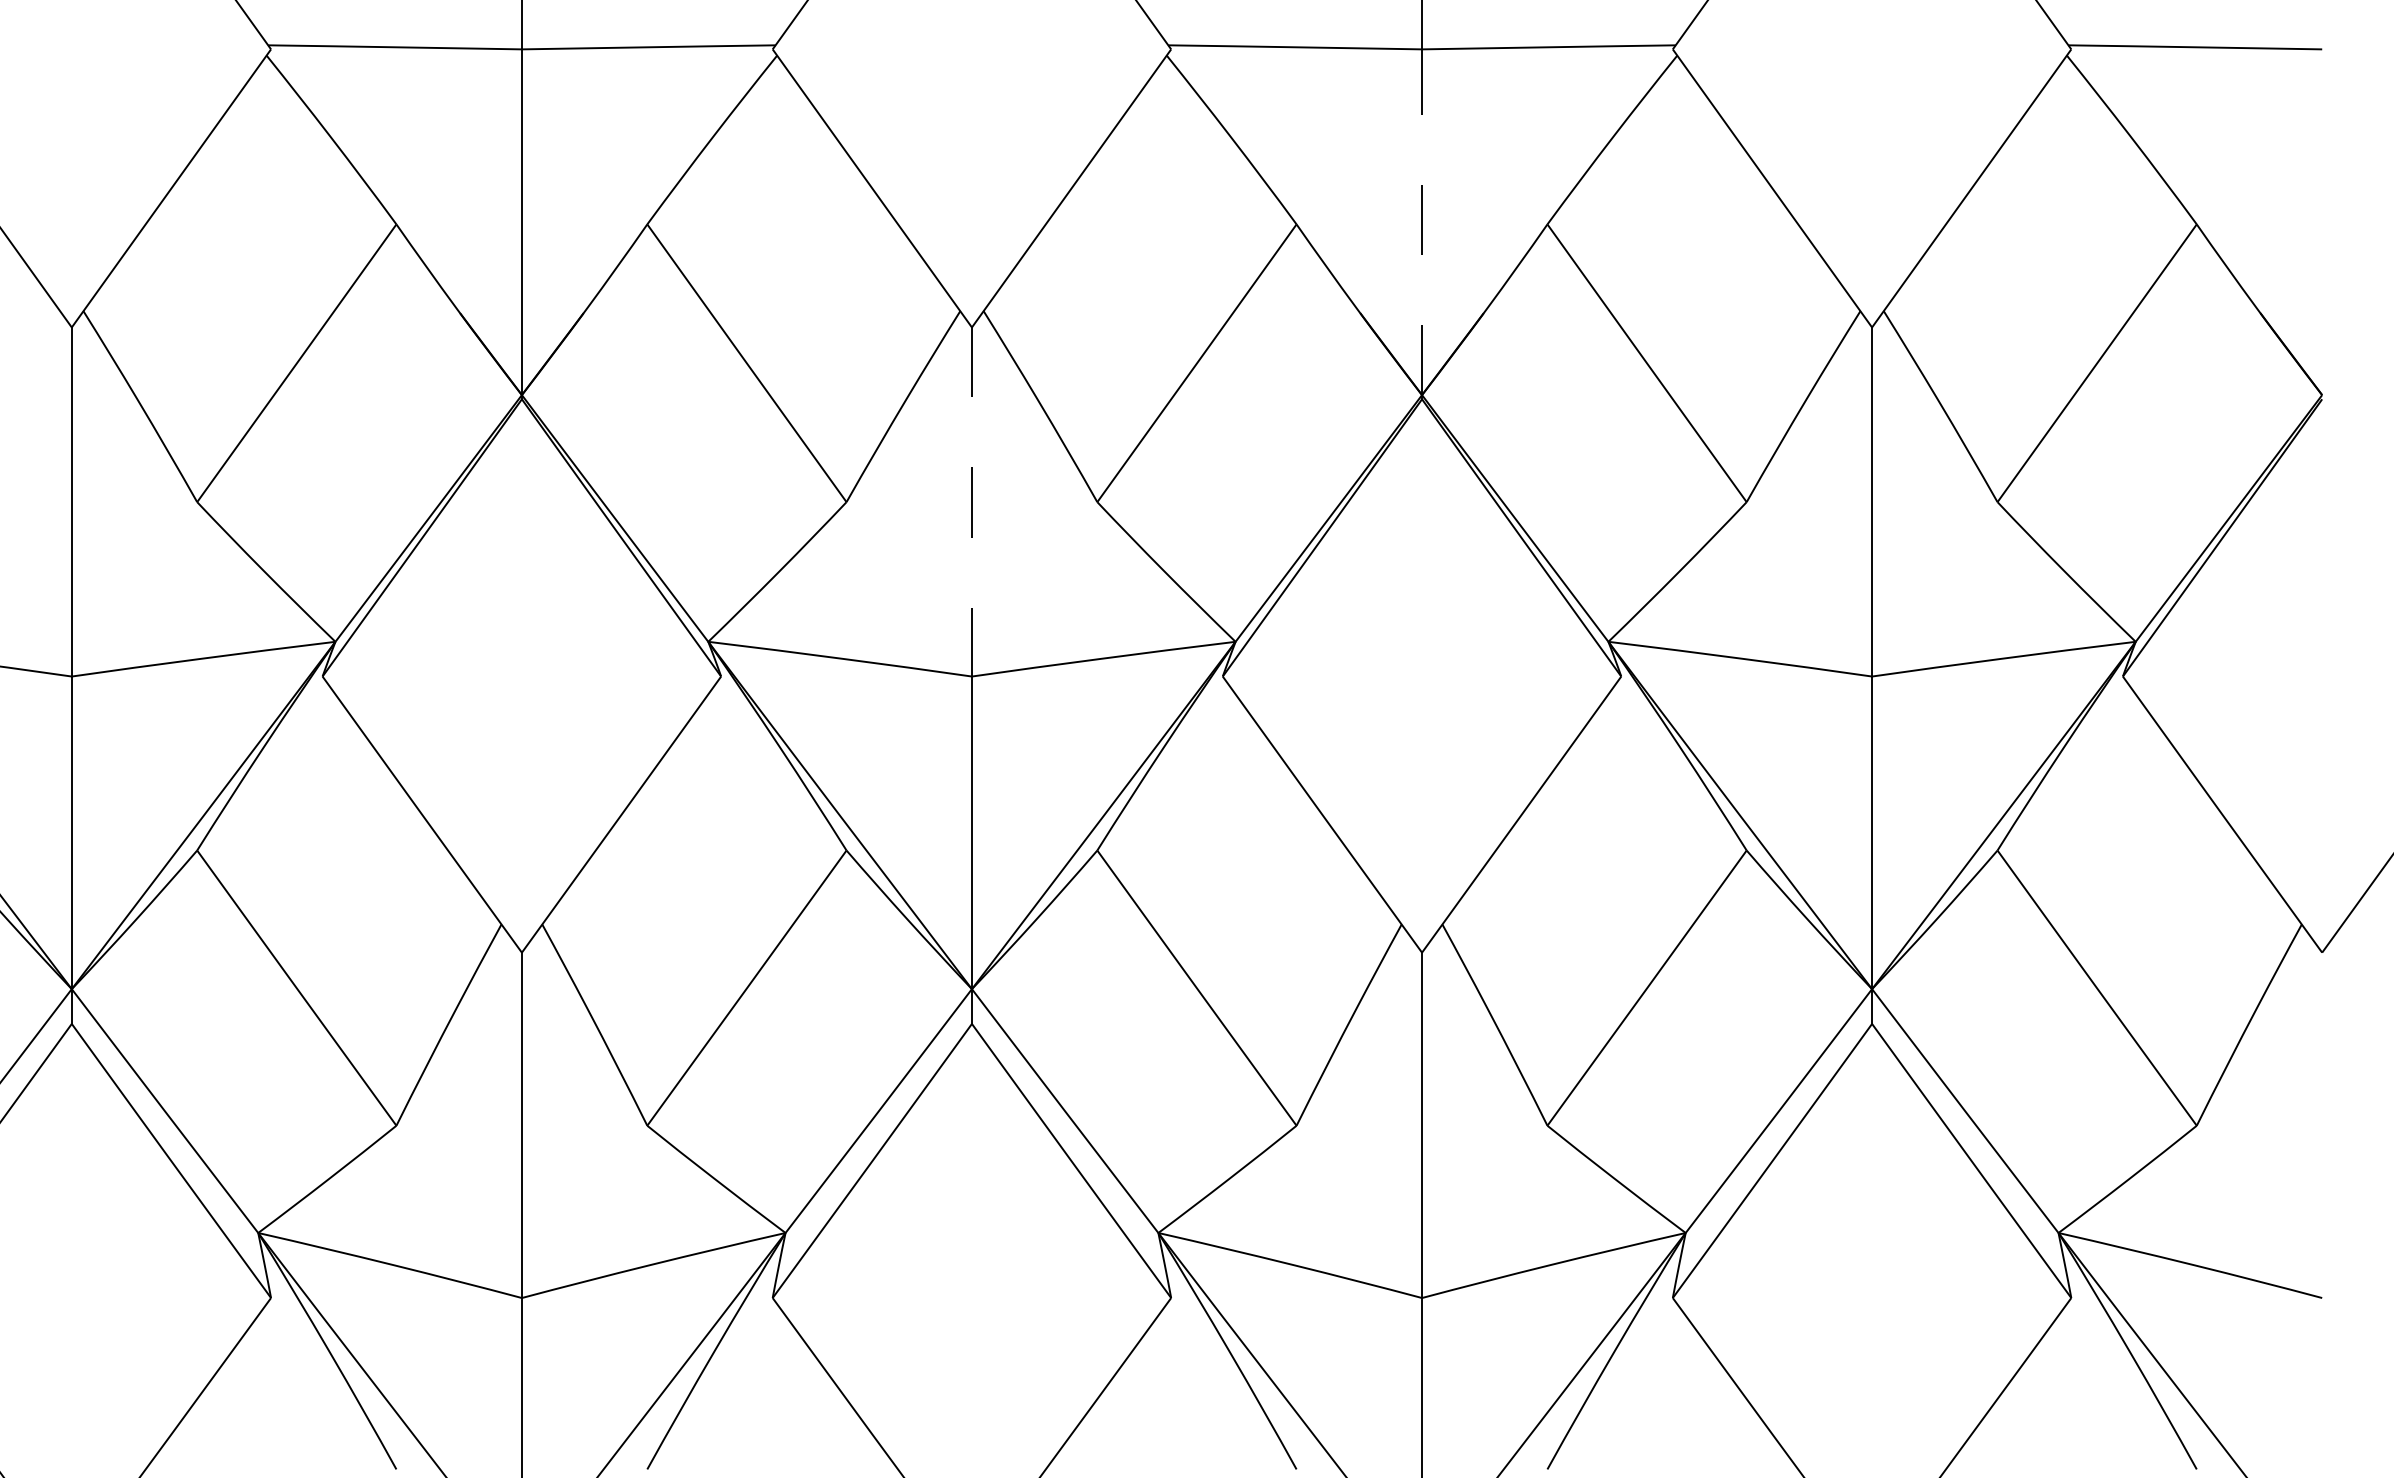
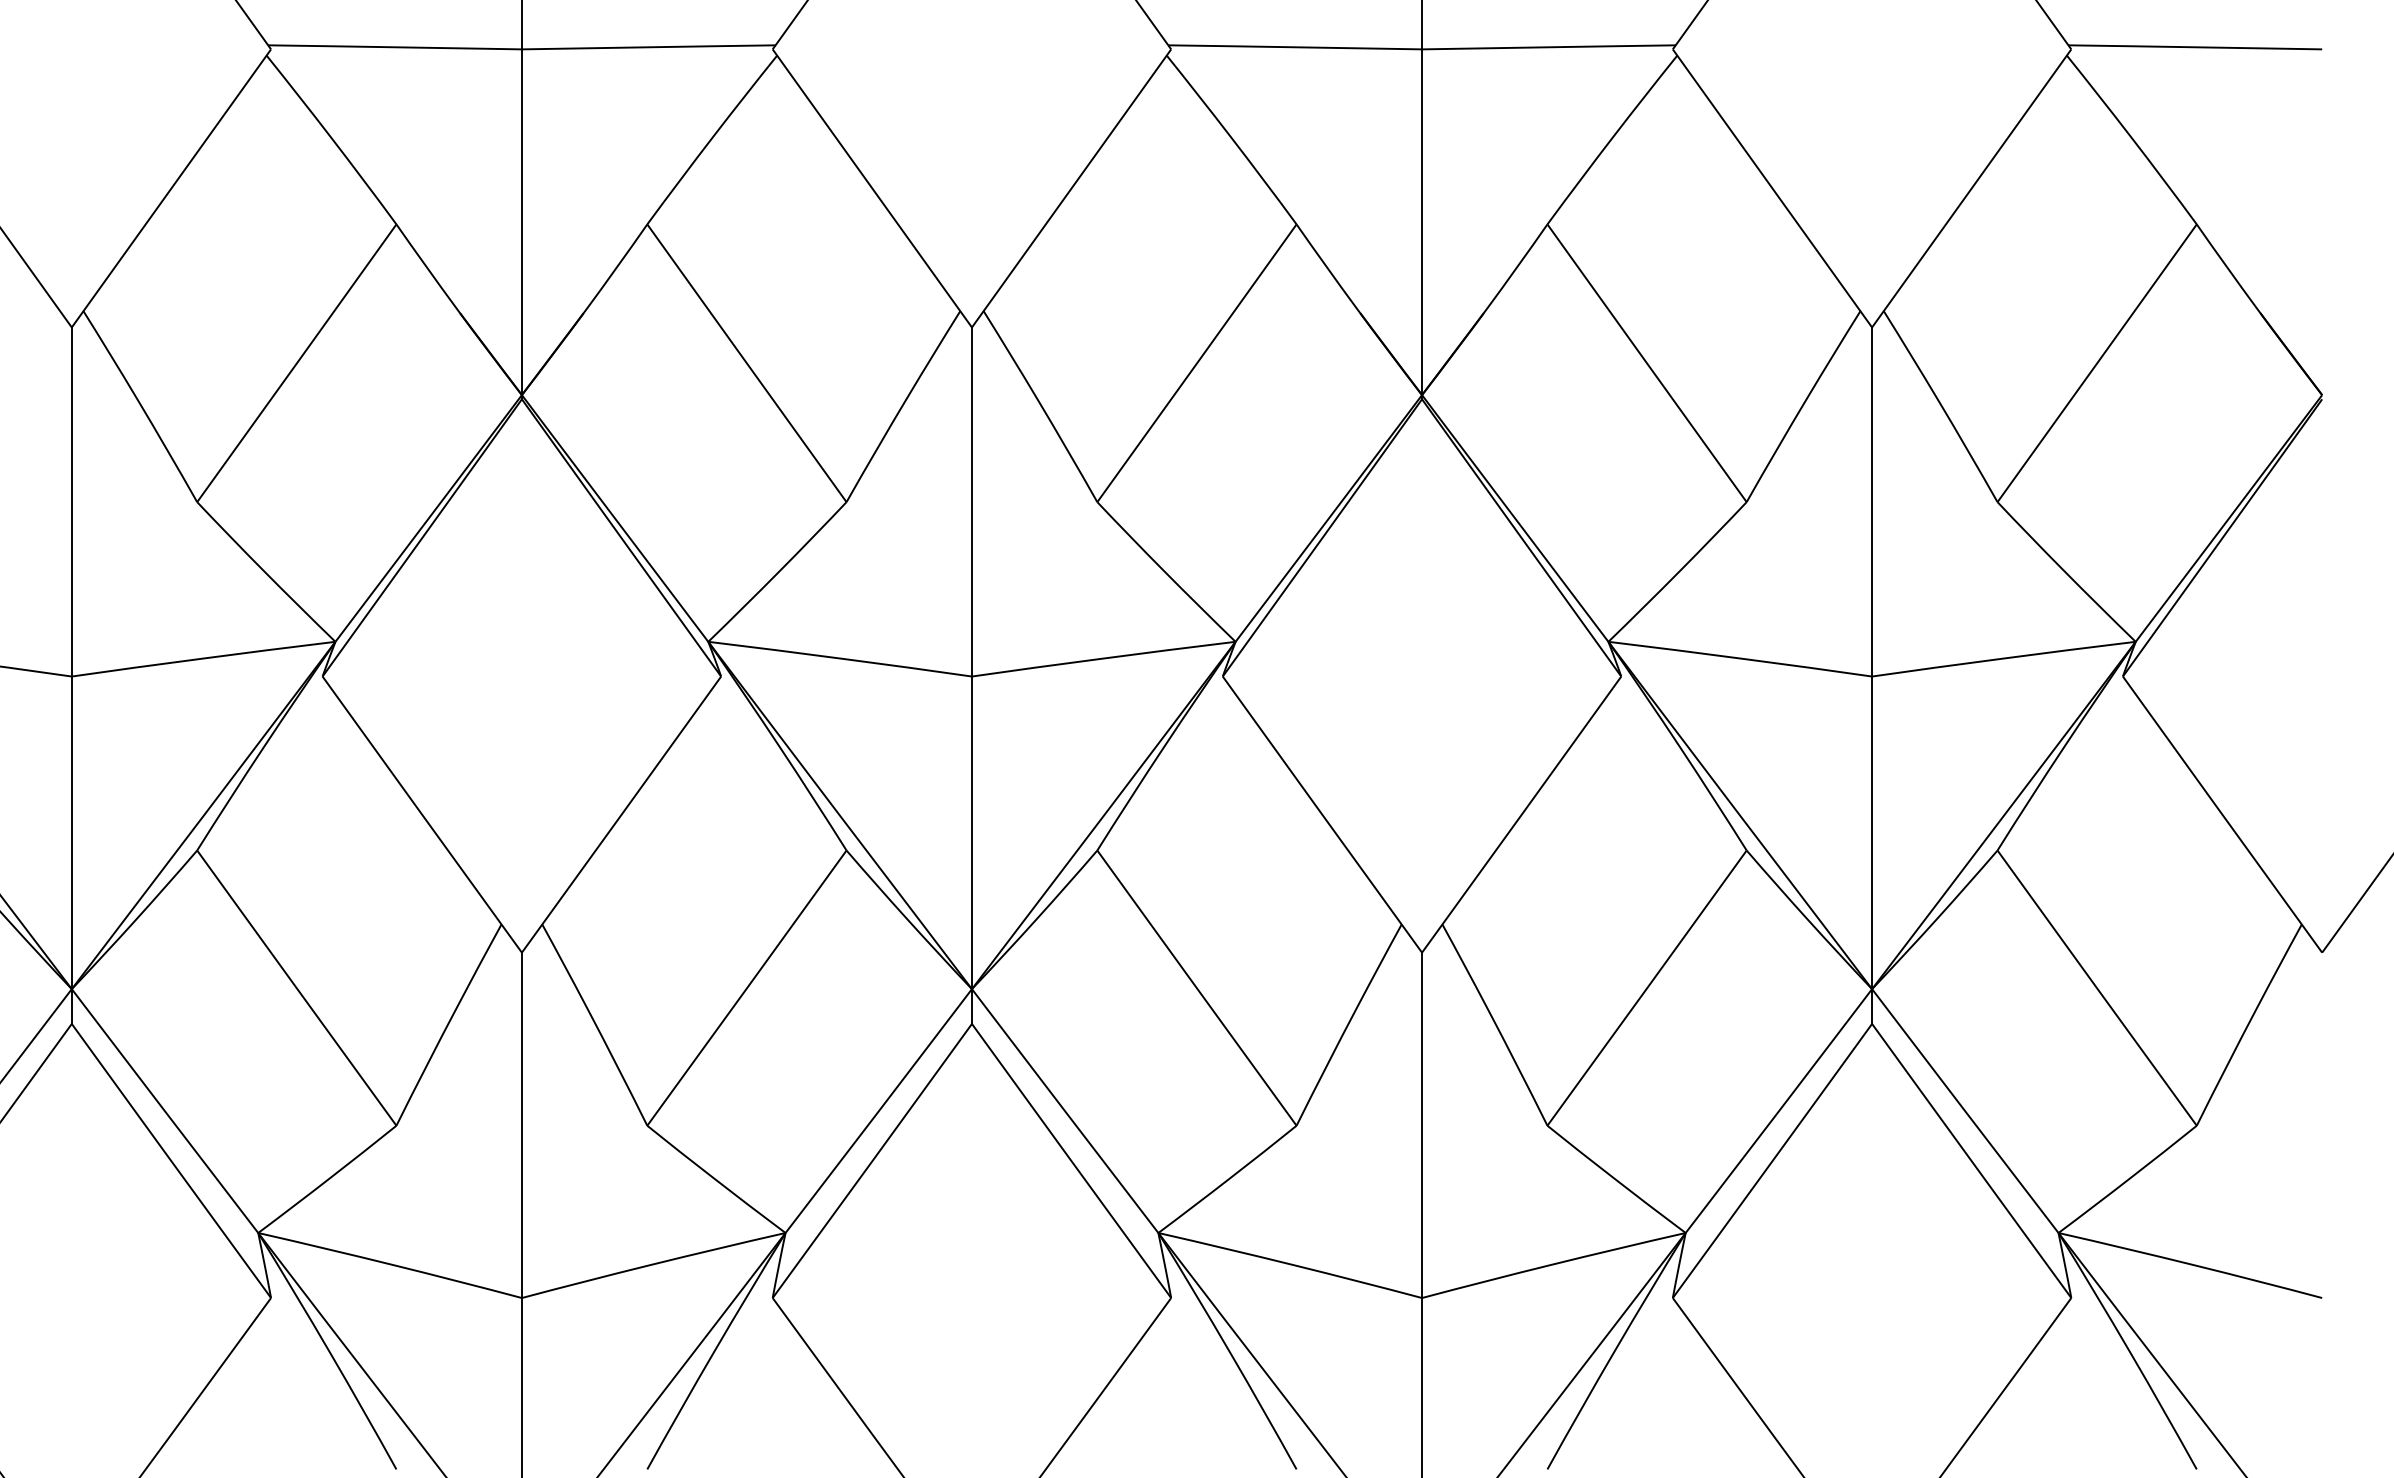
line: dashed -> solid (1422, 222)
line: dashed -> solid (971, 502)
